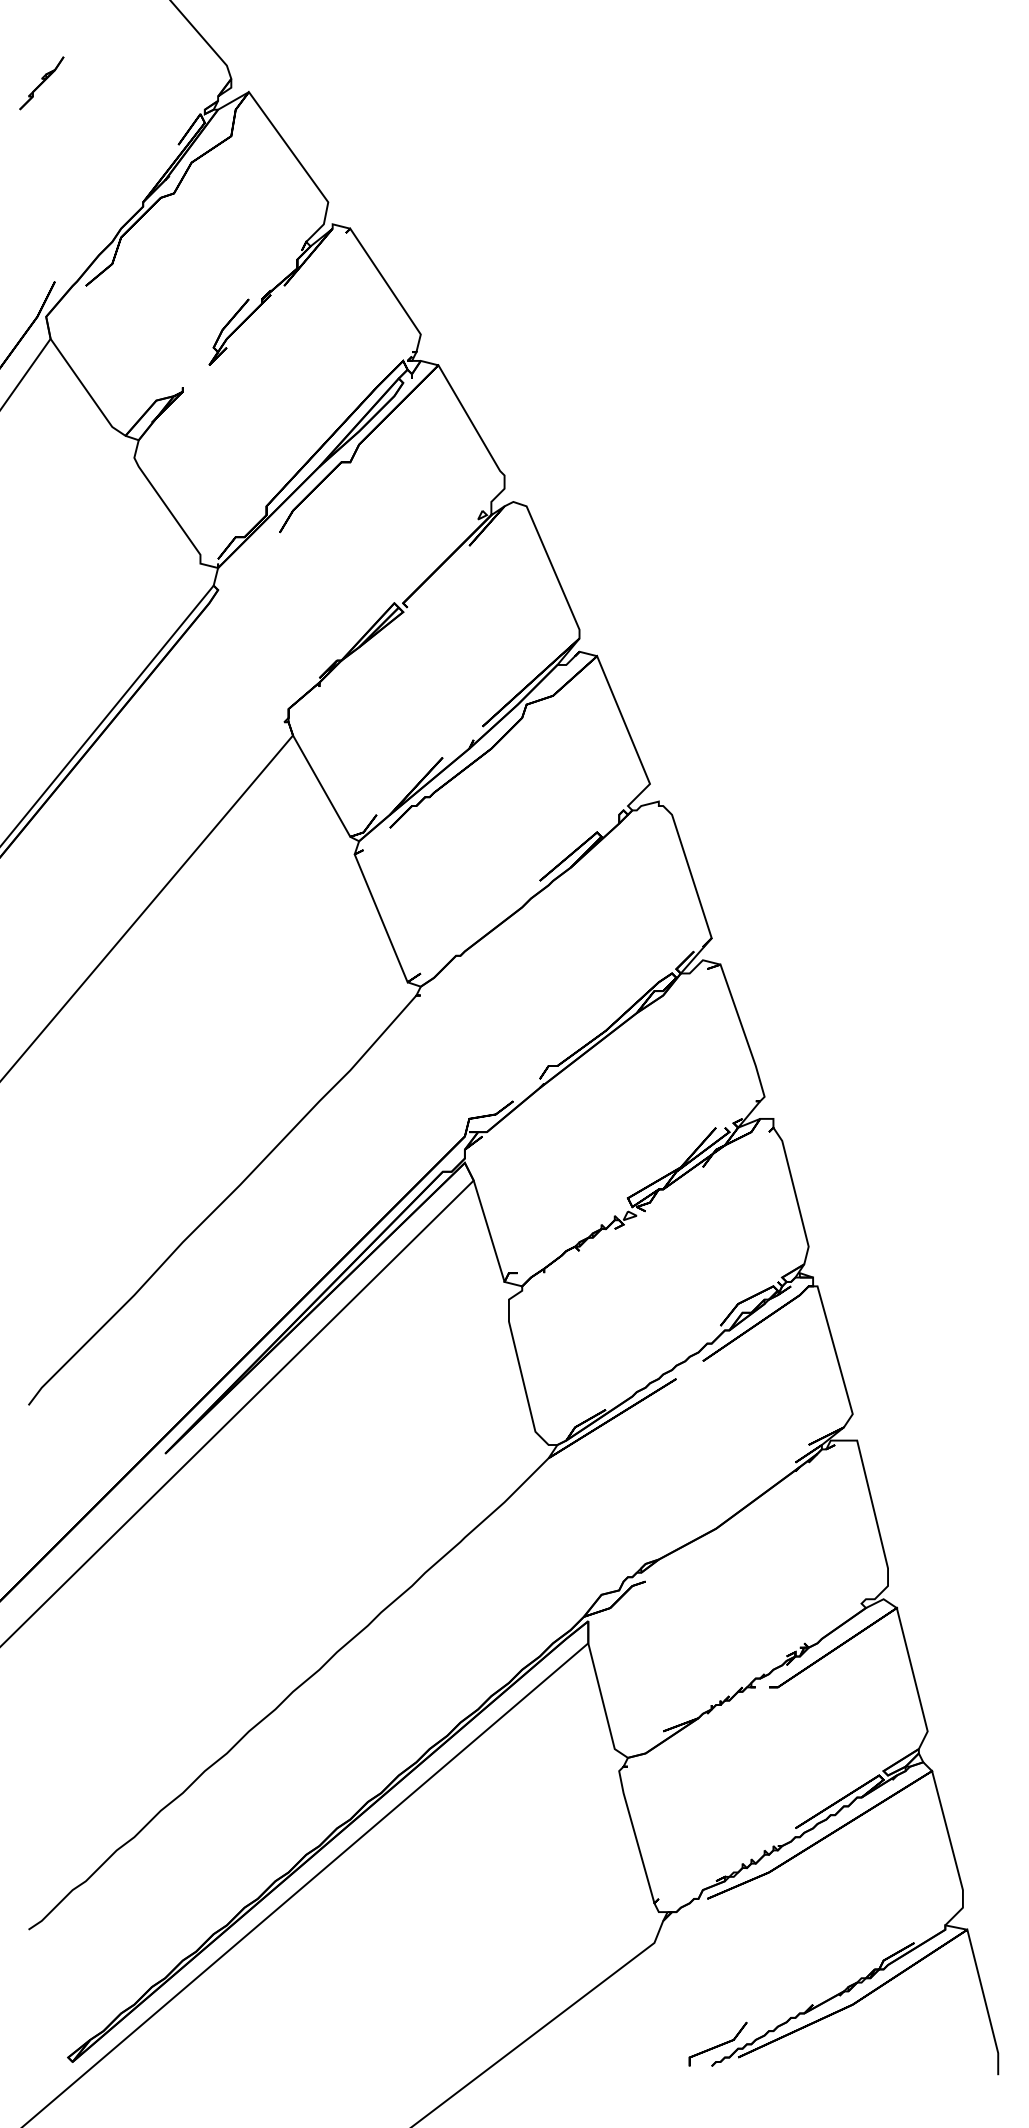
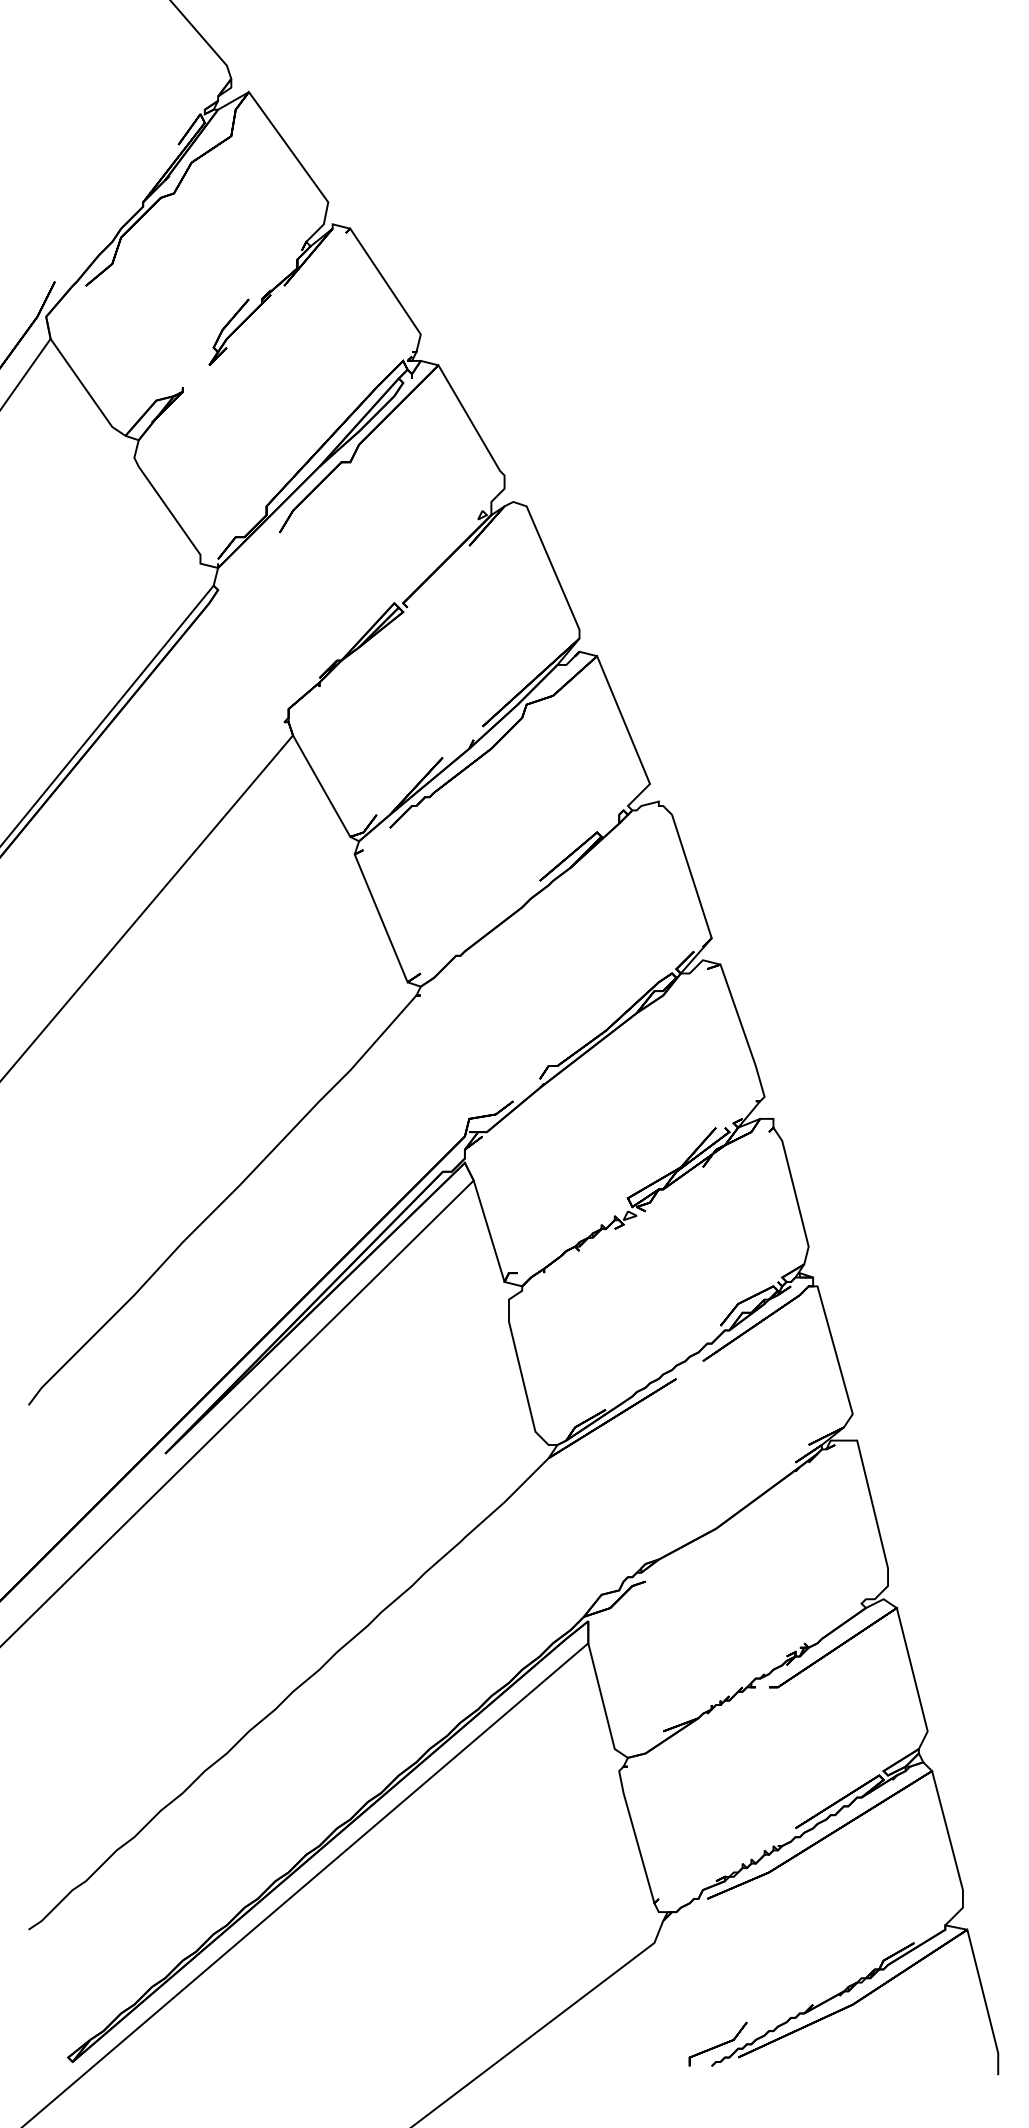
part: present -> none (41, 83)
